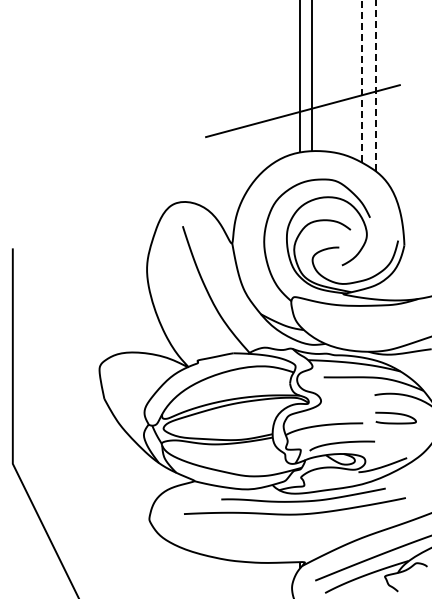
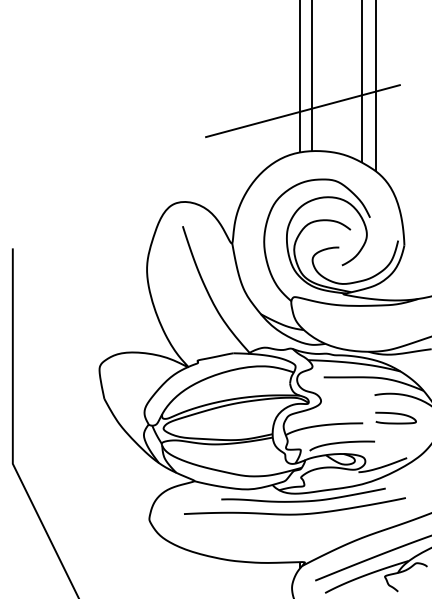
line: dashed -> solid (361, 81)
line: dashed -> solid (375, 85)
